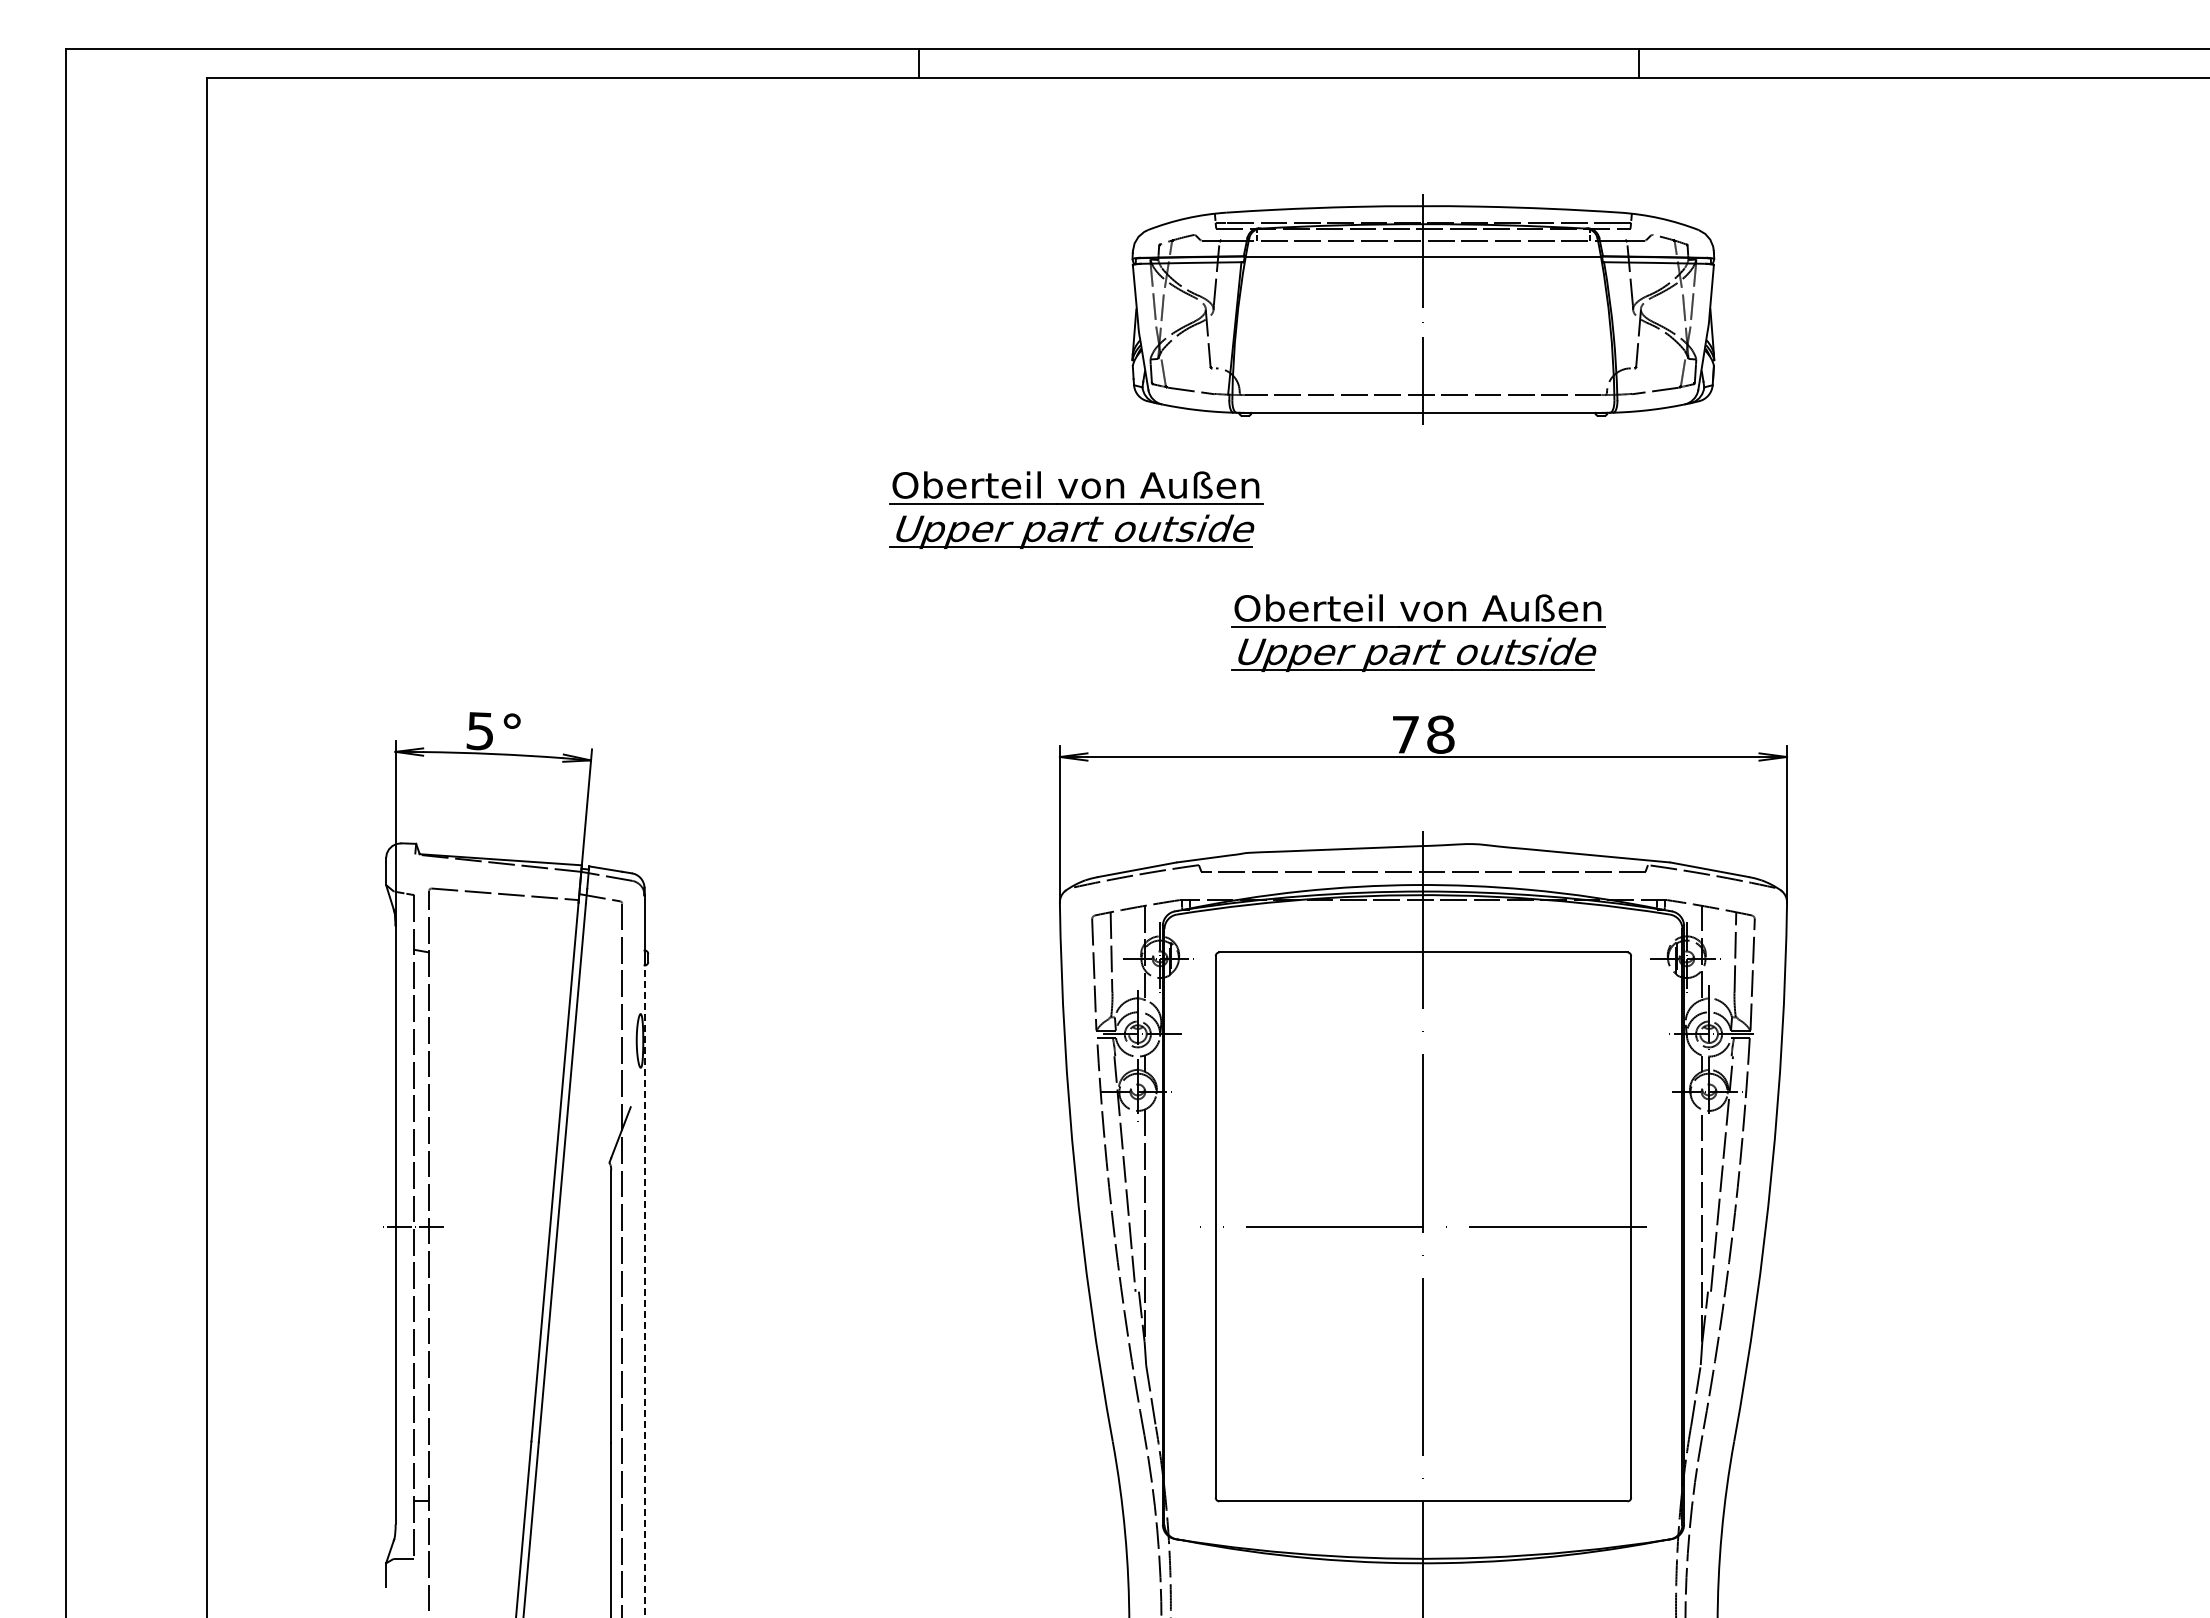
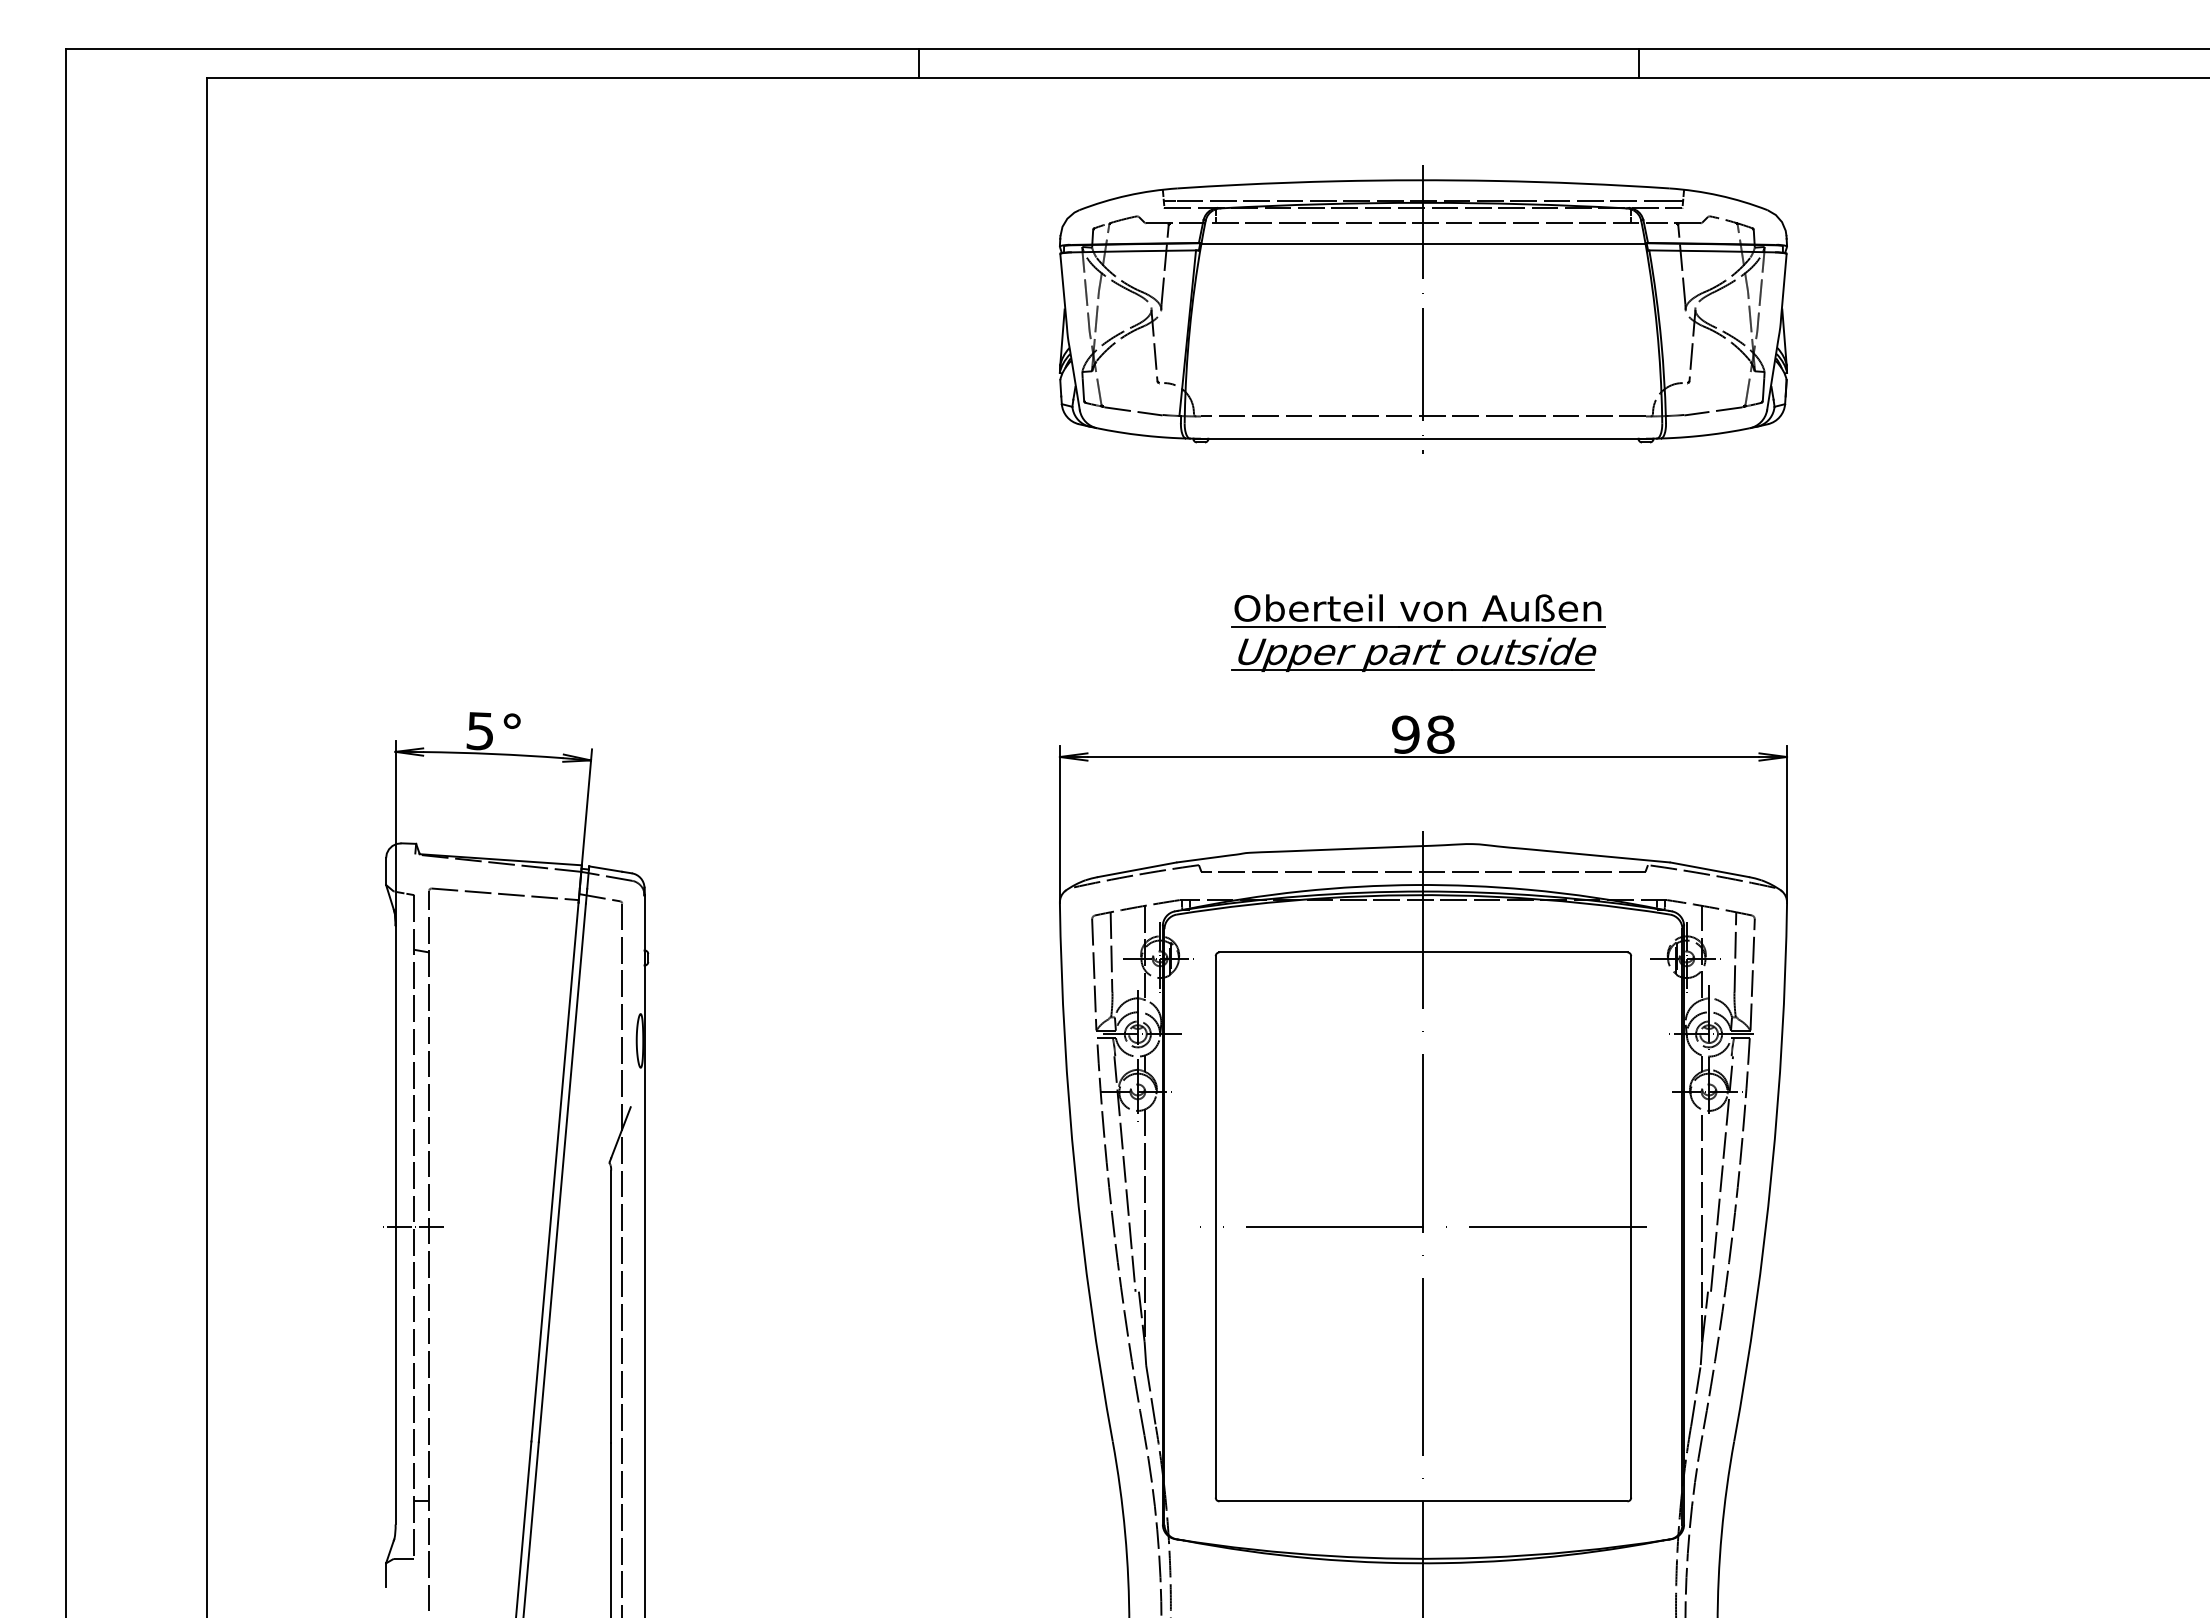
part size: 585x231 px -> 730x289 px (1422, 309)
part: present -> none (1076, 509)
text: 78 -> 98 (1405, 734)
line: dashed -> solid (644, 1291)
